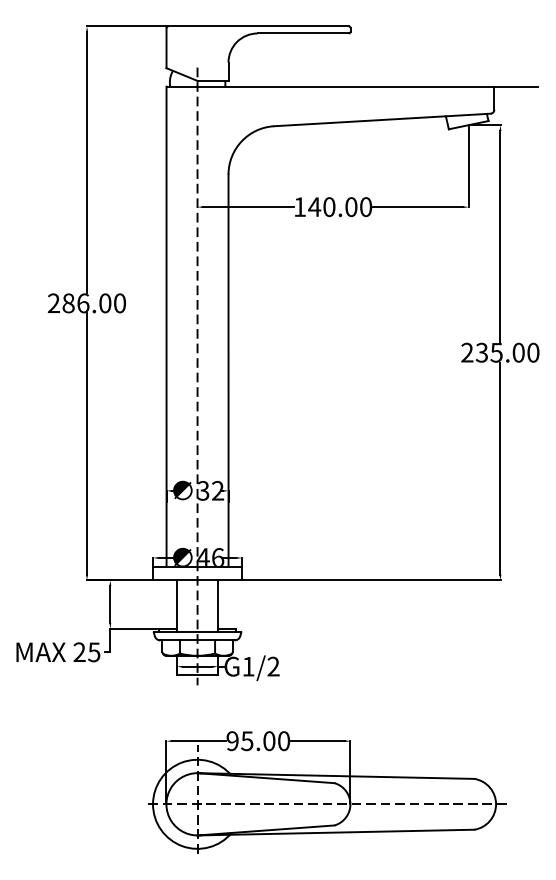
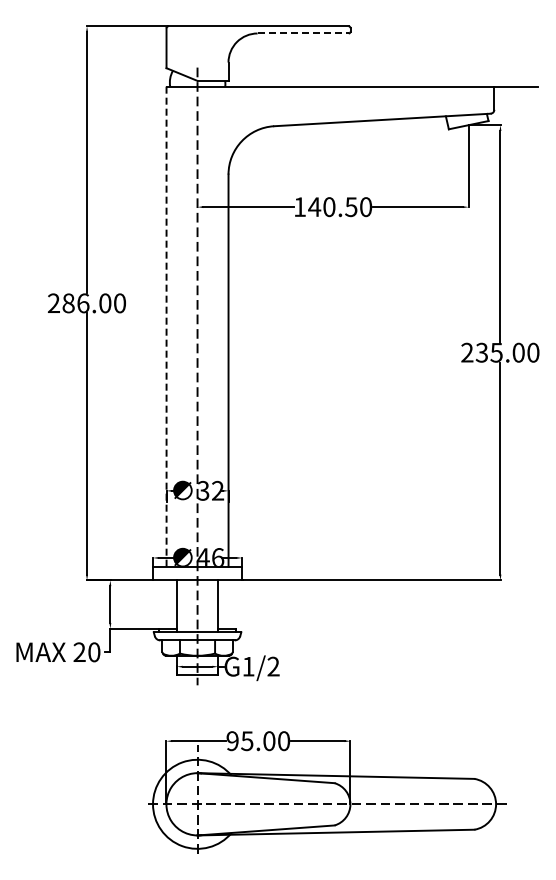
line: solid -> dashed (303, 33)
text: 140.00 -> 140.50 (351, 206)
line: solid -> dashed (166, 327)
text: 25 -> 20 (94, 652)
